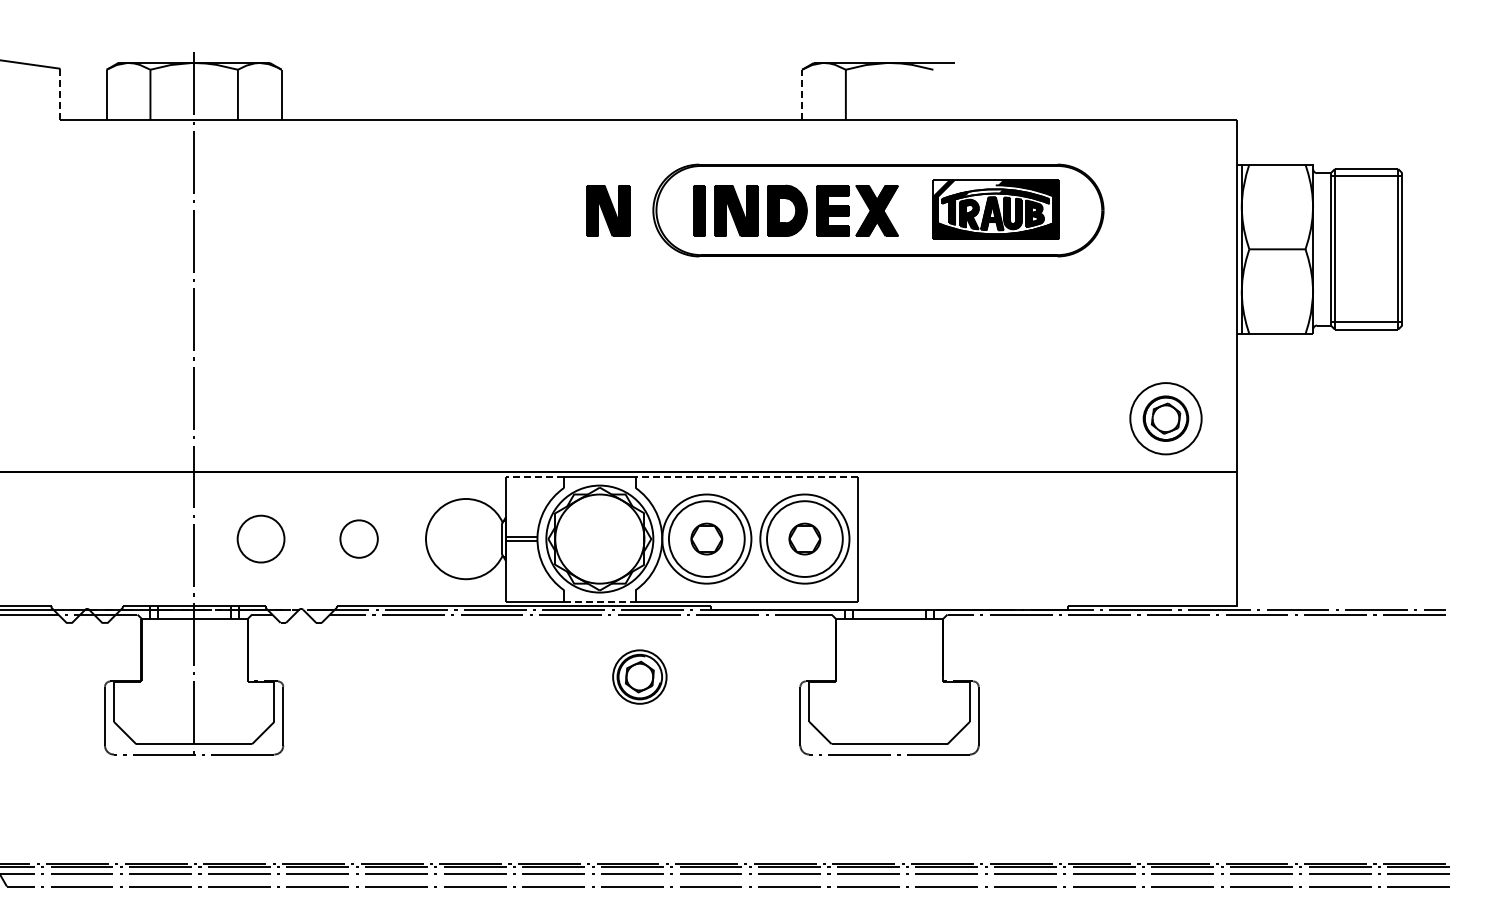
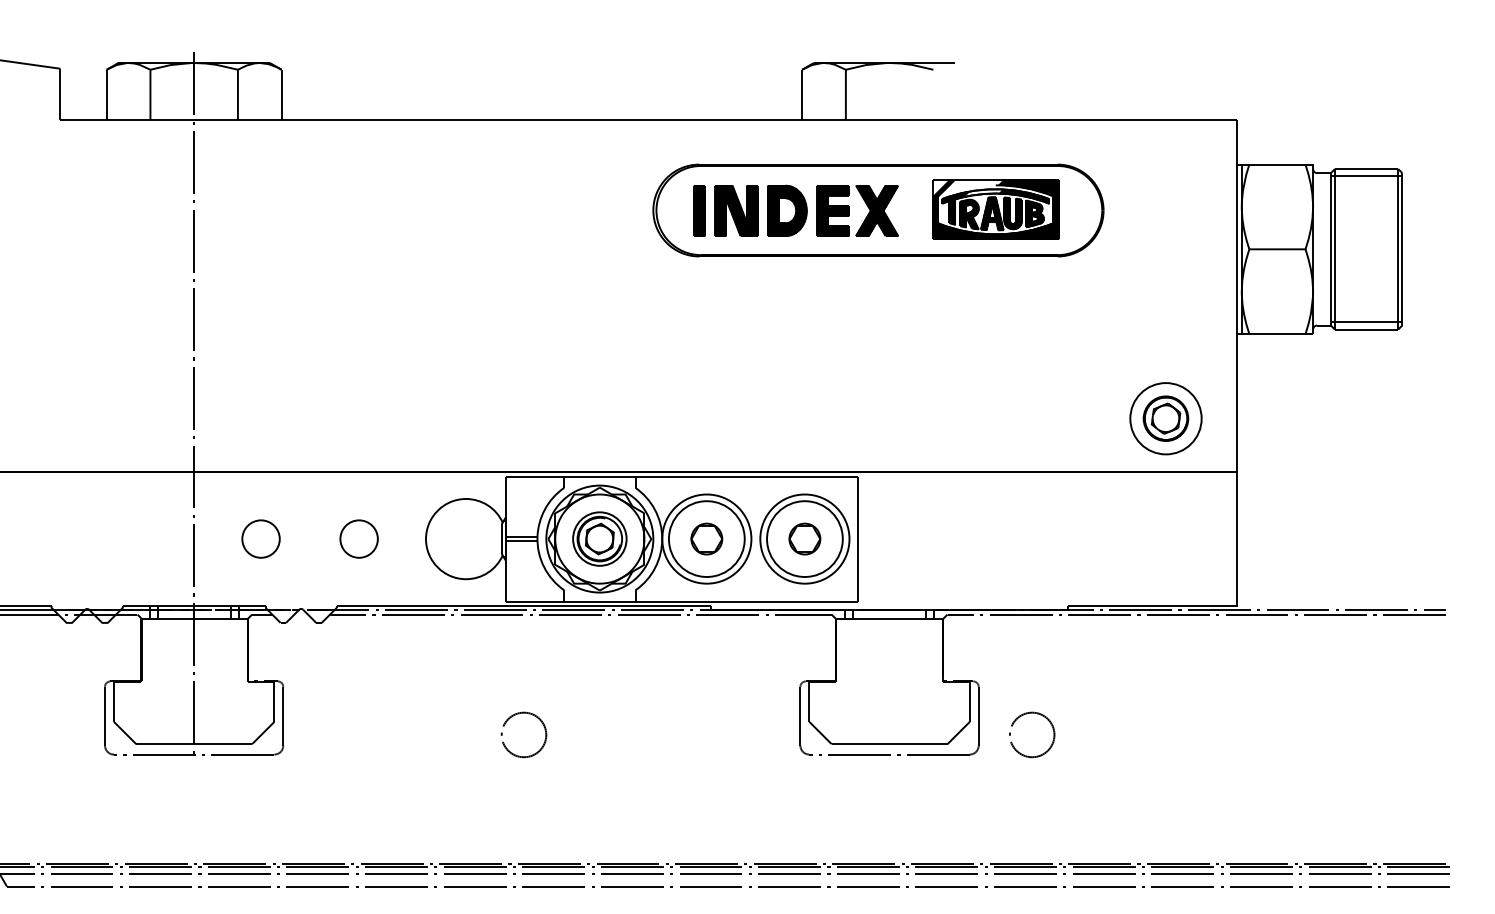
line: dashed -> solid (60, 94)
line: dashed -> solid (802, 94)
part: present -> none (608, 210)
line: dashed -> solid (535, 476)
line: dashed -> solid (746, 476)
part size: 50x50 px -> 40x40 px (260, 538)
line: dashed -> solid (599, 601)
part position: (639, 676) -> (599, 538) (599, 538)
part: none -> present (1046, 719)
part: none -> present (506, 723)
